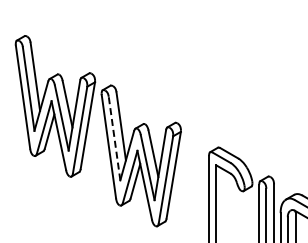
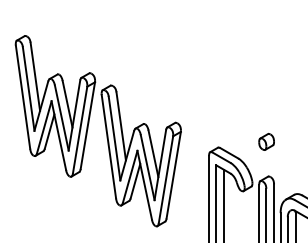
line: dashed -> solid (114, 138)
part: none -> present (266, 141)
line: none -> present (223, 204)
